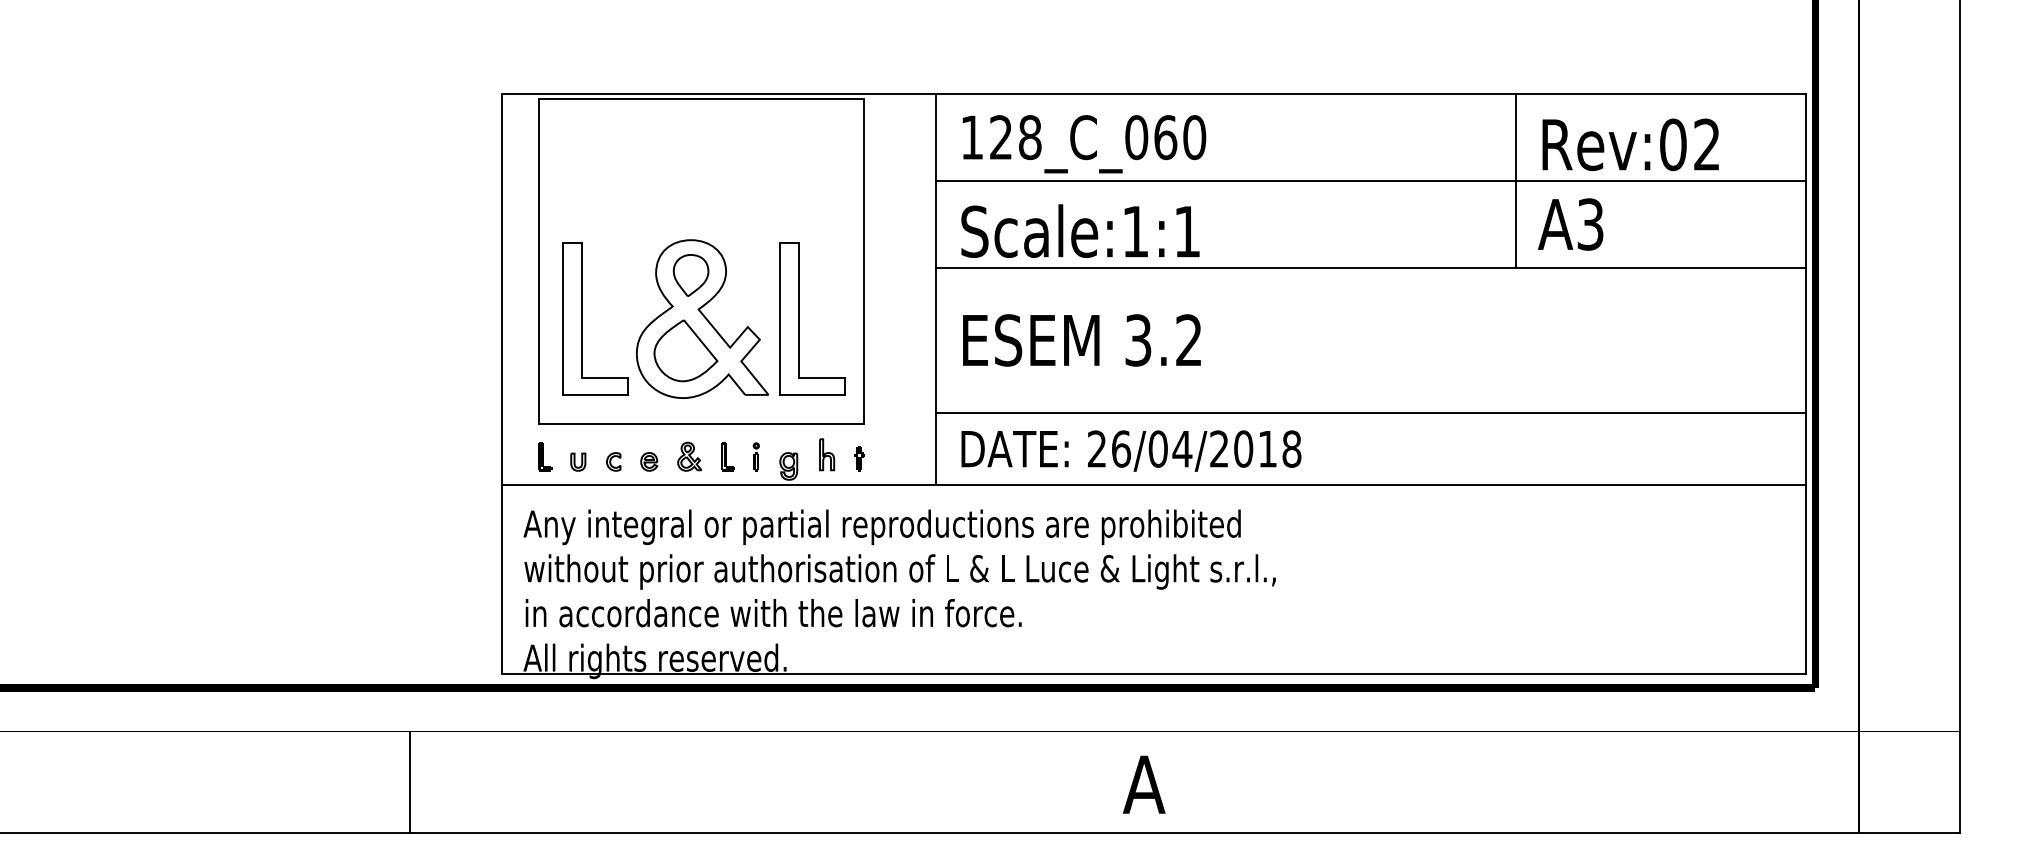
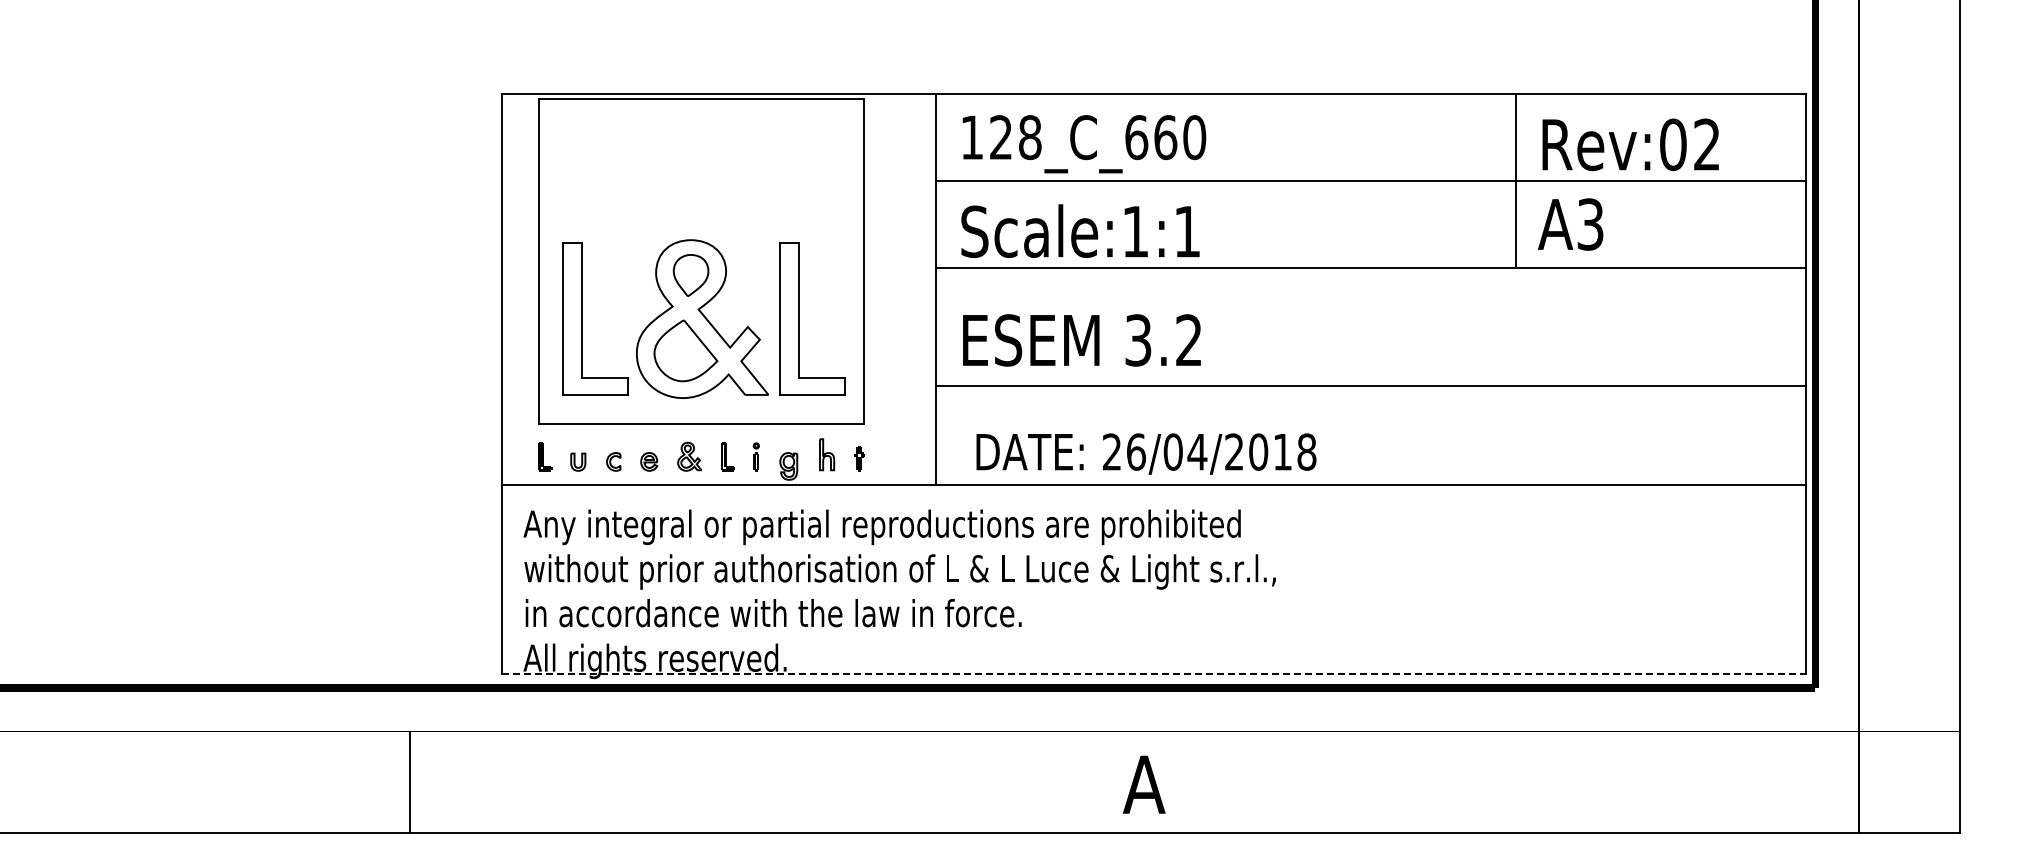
text: 128_C_060 -> 128_C_660 (1136, 137)
line position: (1370, 412) -> (1370, 385) (1370, 385)
text position: (1131, 450) -> (1146, 453) (1146, 453)
line: solid -> dashed (1154, 673)
